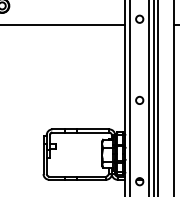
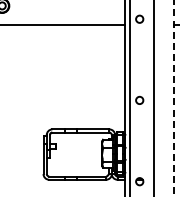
line: present -> none (149, 97)
line: present -> none (158, 97)
line: solid -> dashed (174, 98)
